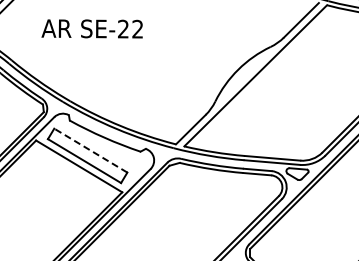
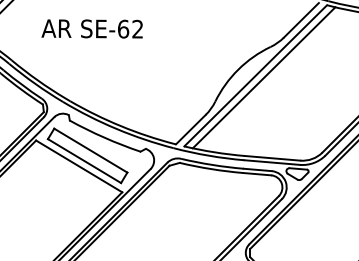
text: SE-22 -> SE-62 (123, 28)
line: none -> present (263, 77)
line: dashed -> solid (90, 150)
